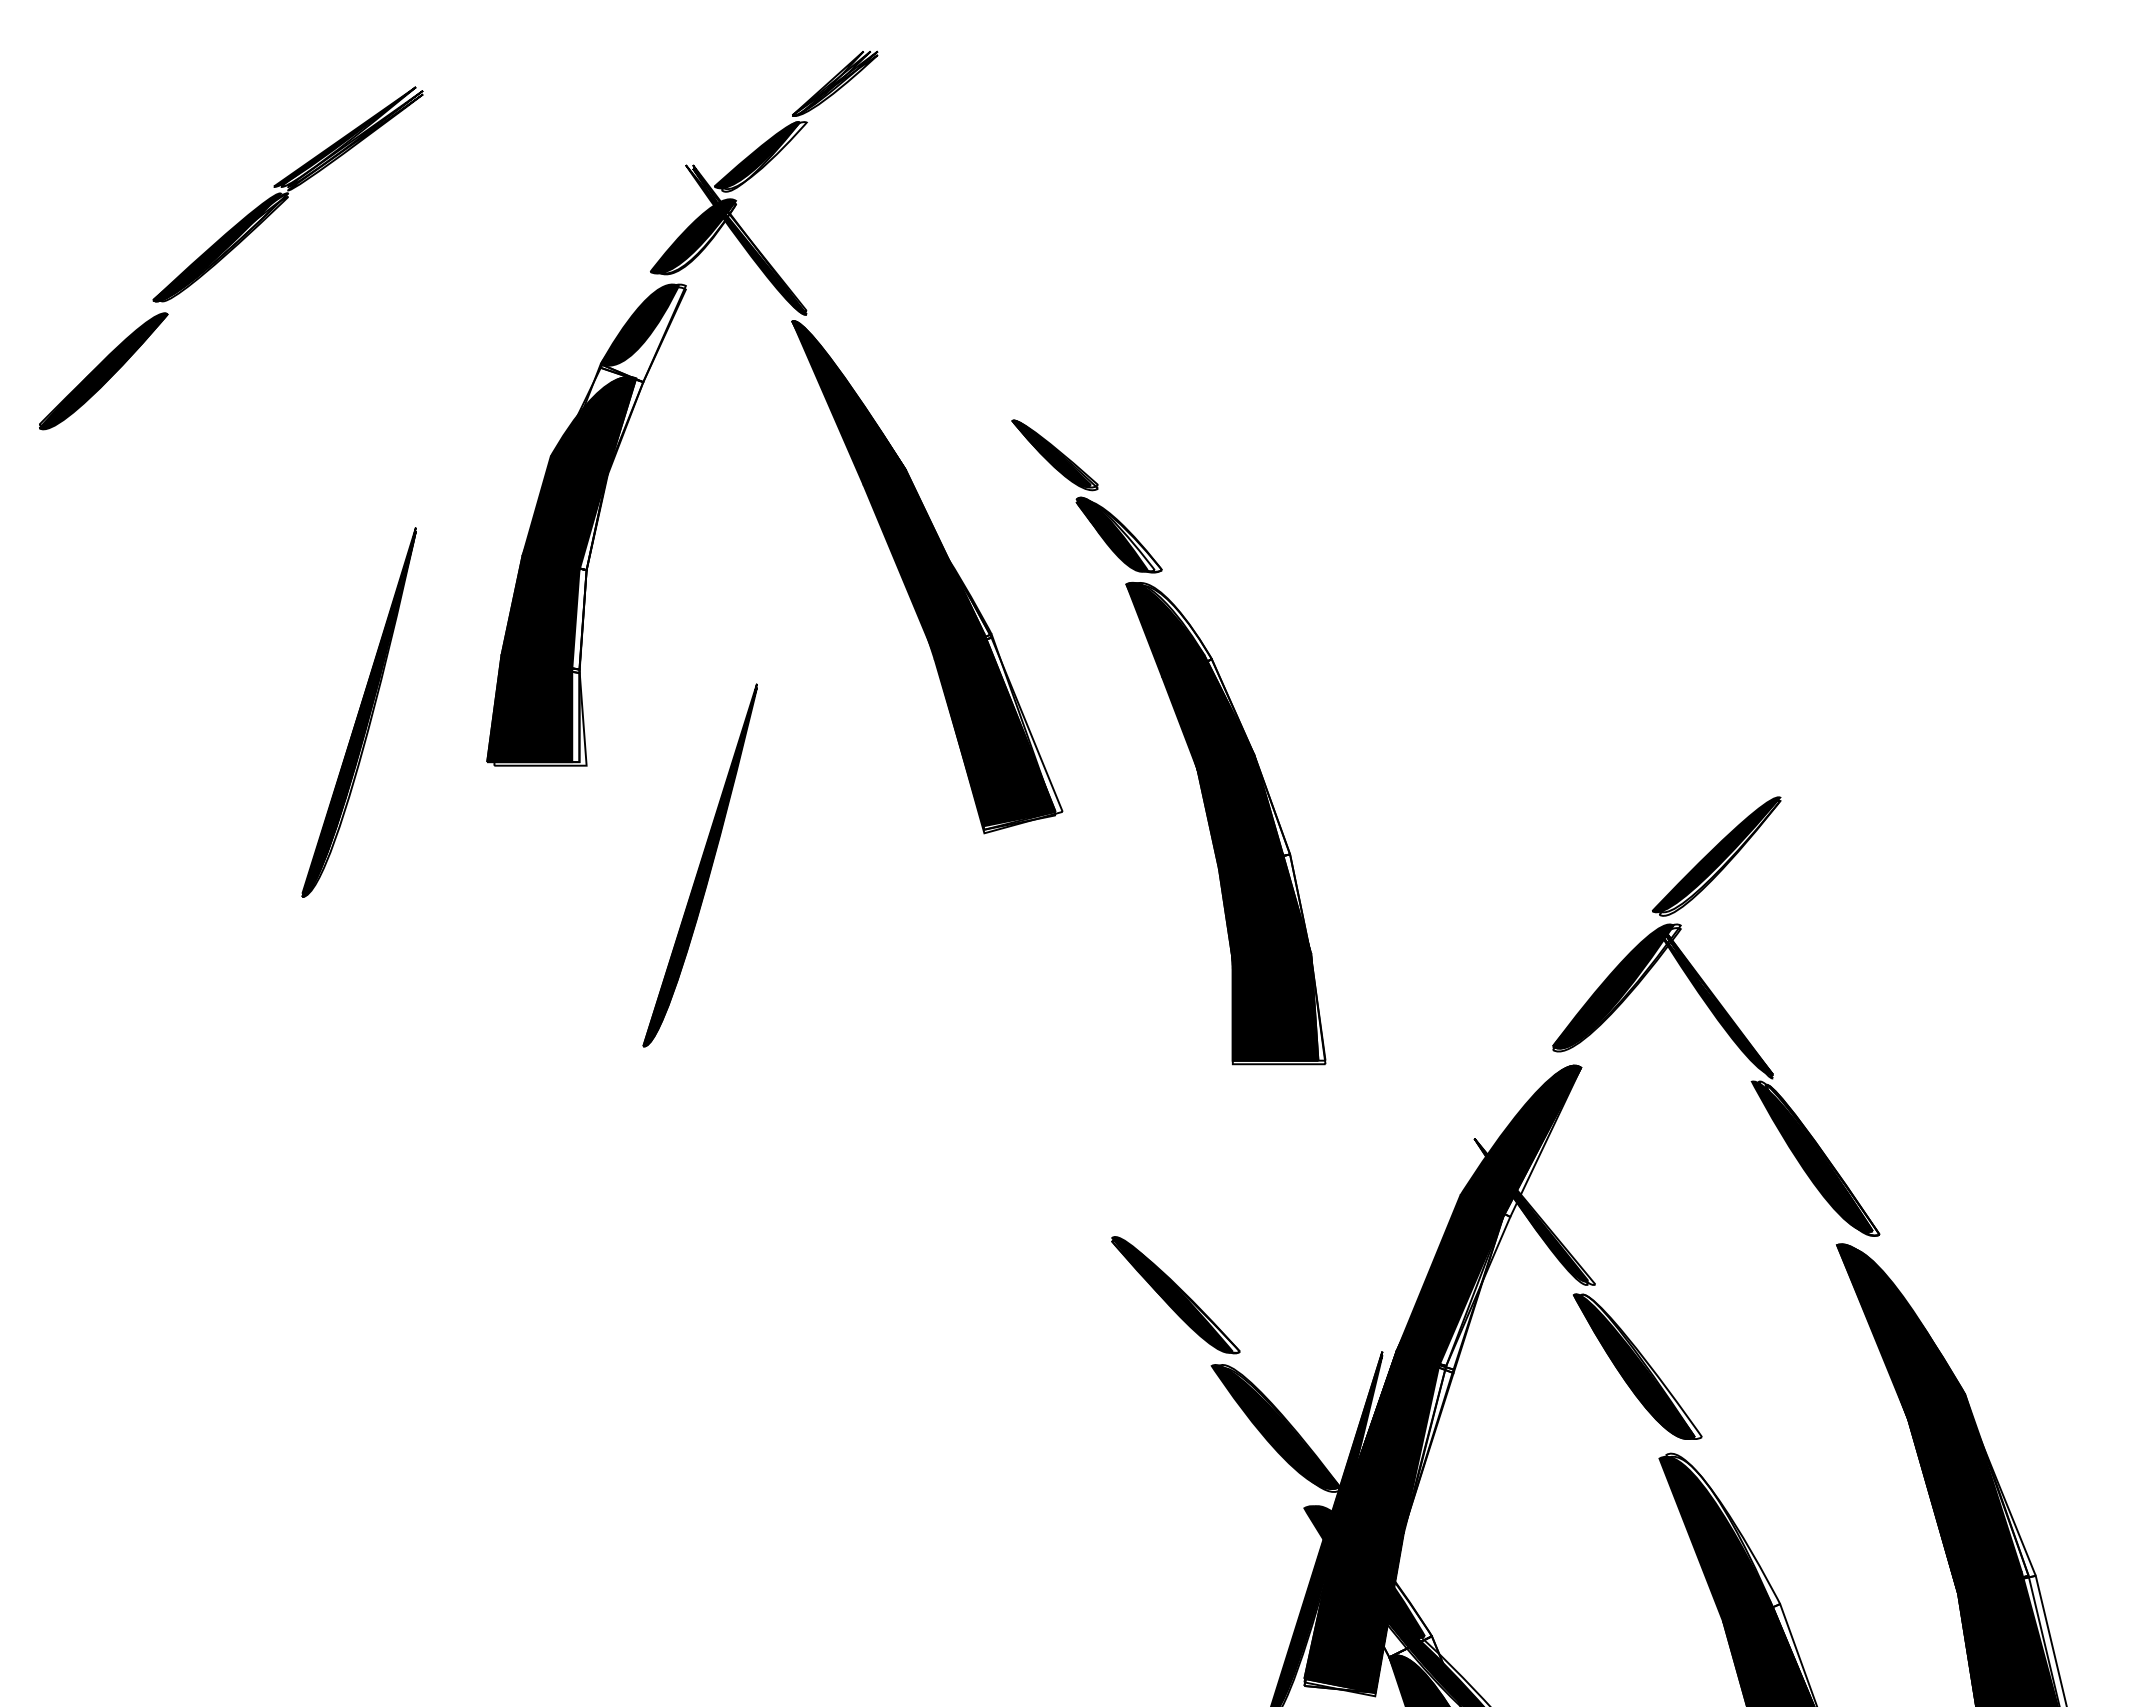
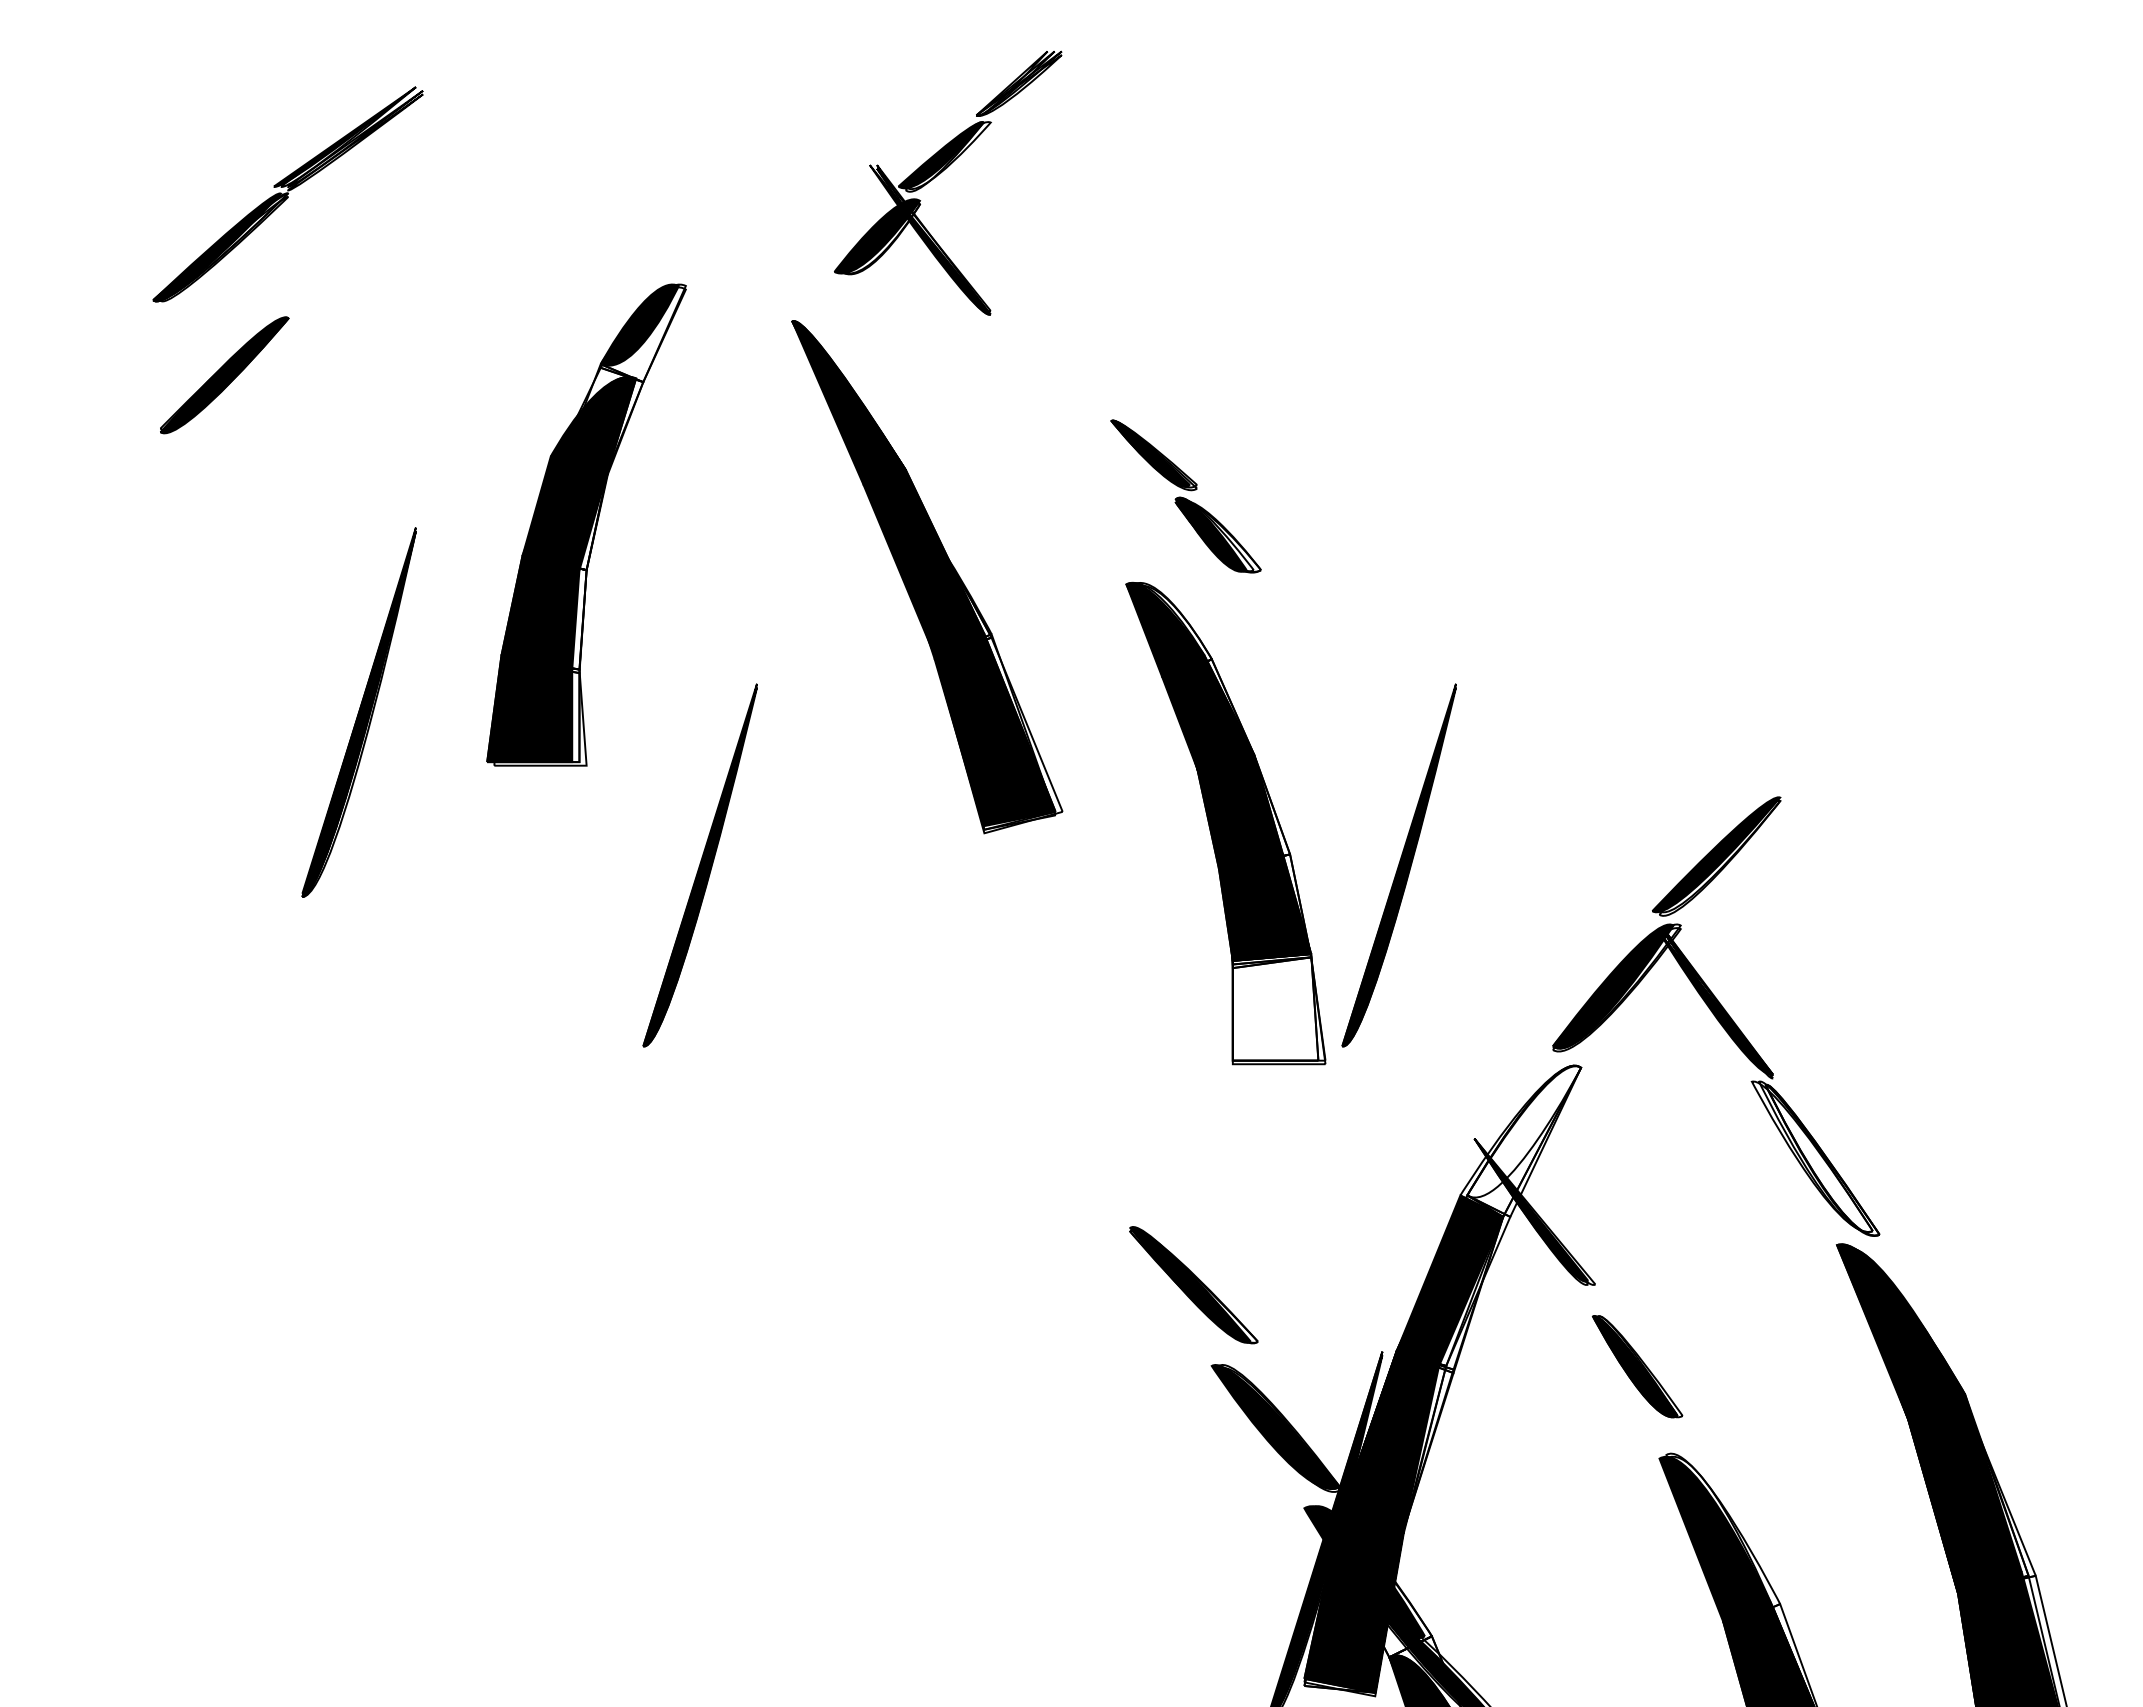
part position: (757, 173) -> (941, 173) (941, 173)
part position: (103, 371) -> (224, 375) (224, 375)
part position: (1086, 496) -> (1185, 496) (1185, 496)
part: none -> present (1398, 865)
fill: present -> none (1275, 1007)
fill: present -> none (1520, 1140)
fill: present -> none (1811, 1156)
part position: (1175, 1295) -> (1193, 1285) (1193, 1285)
part size: 131x147 px -> 93x104 px (1637, 1366)
